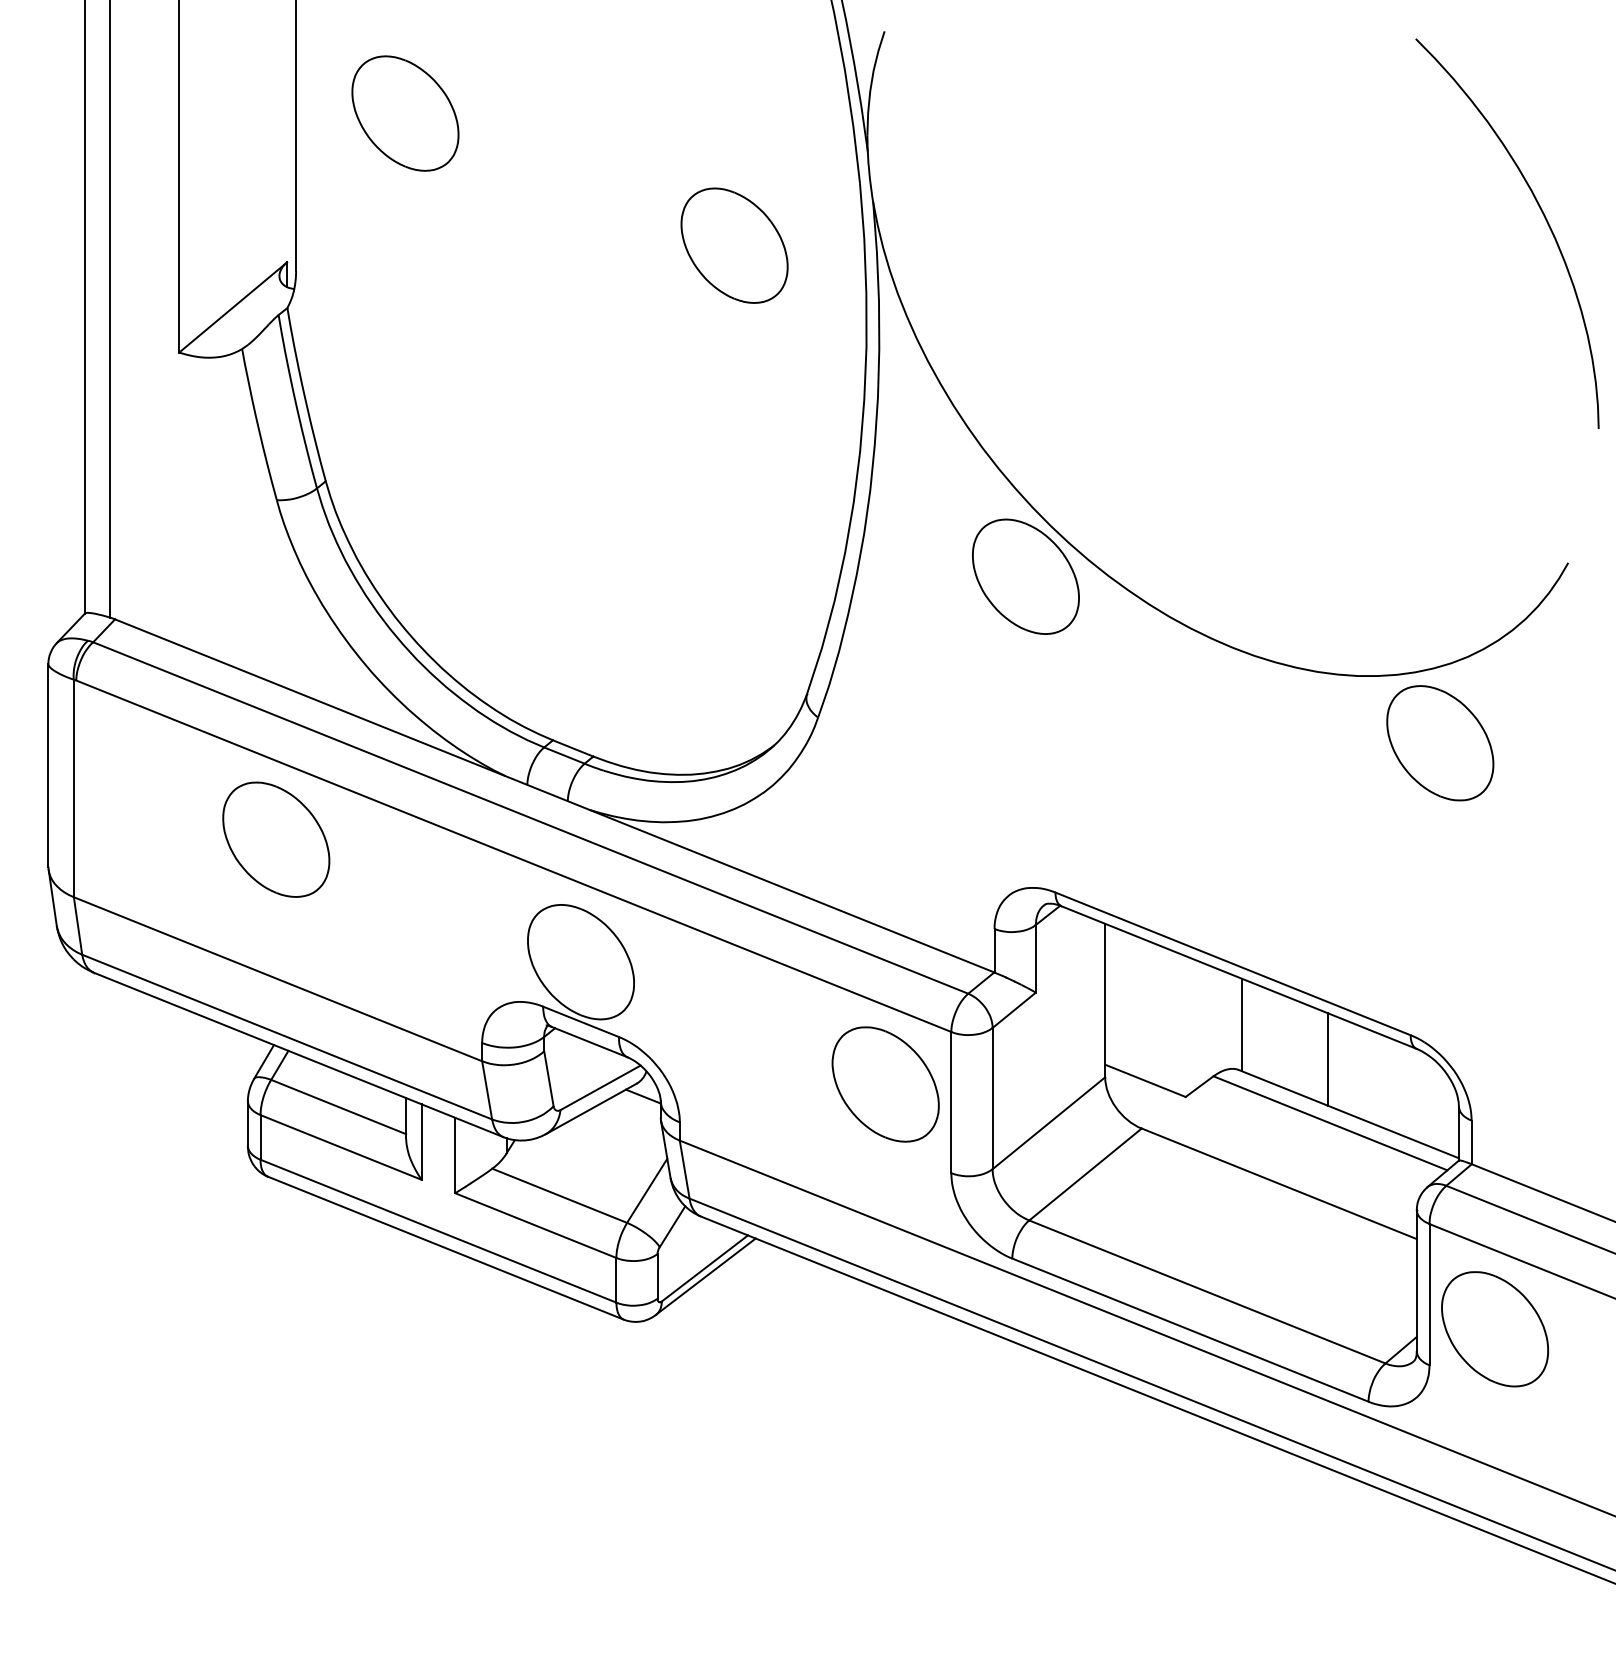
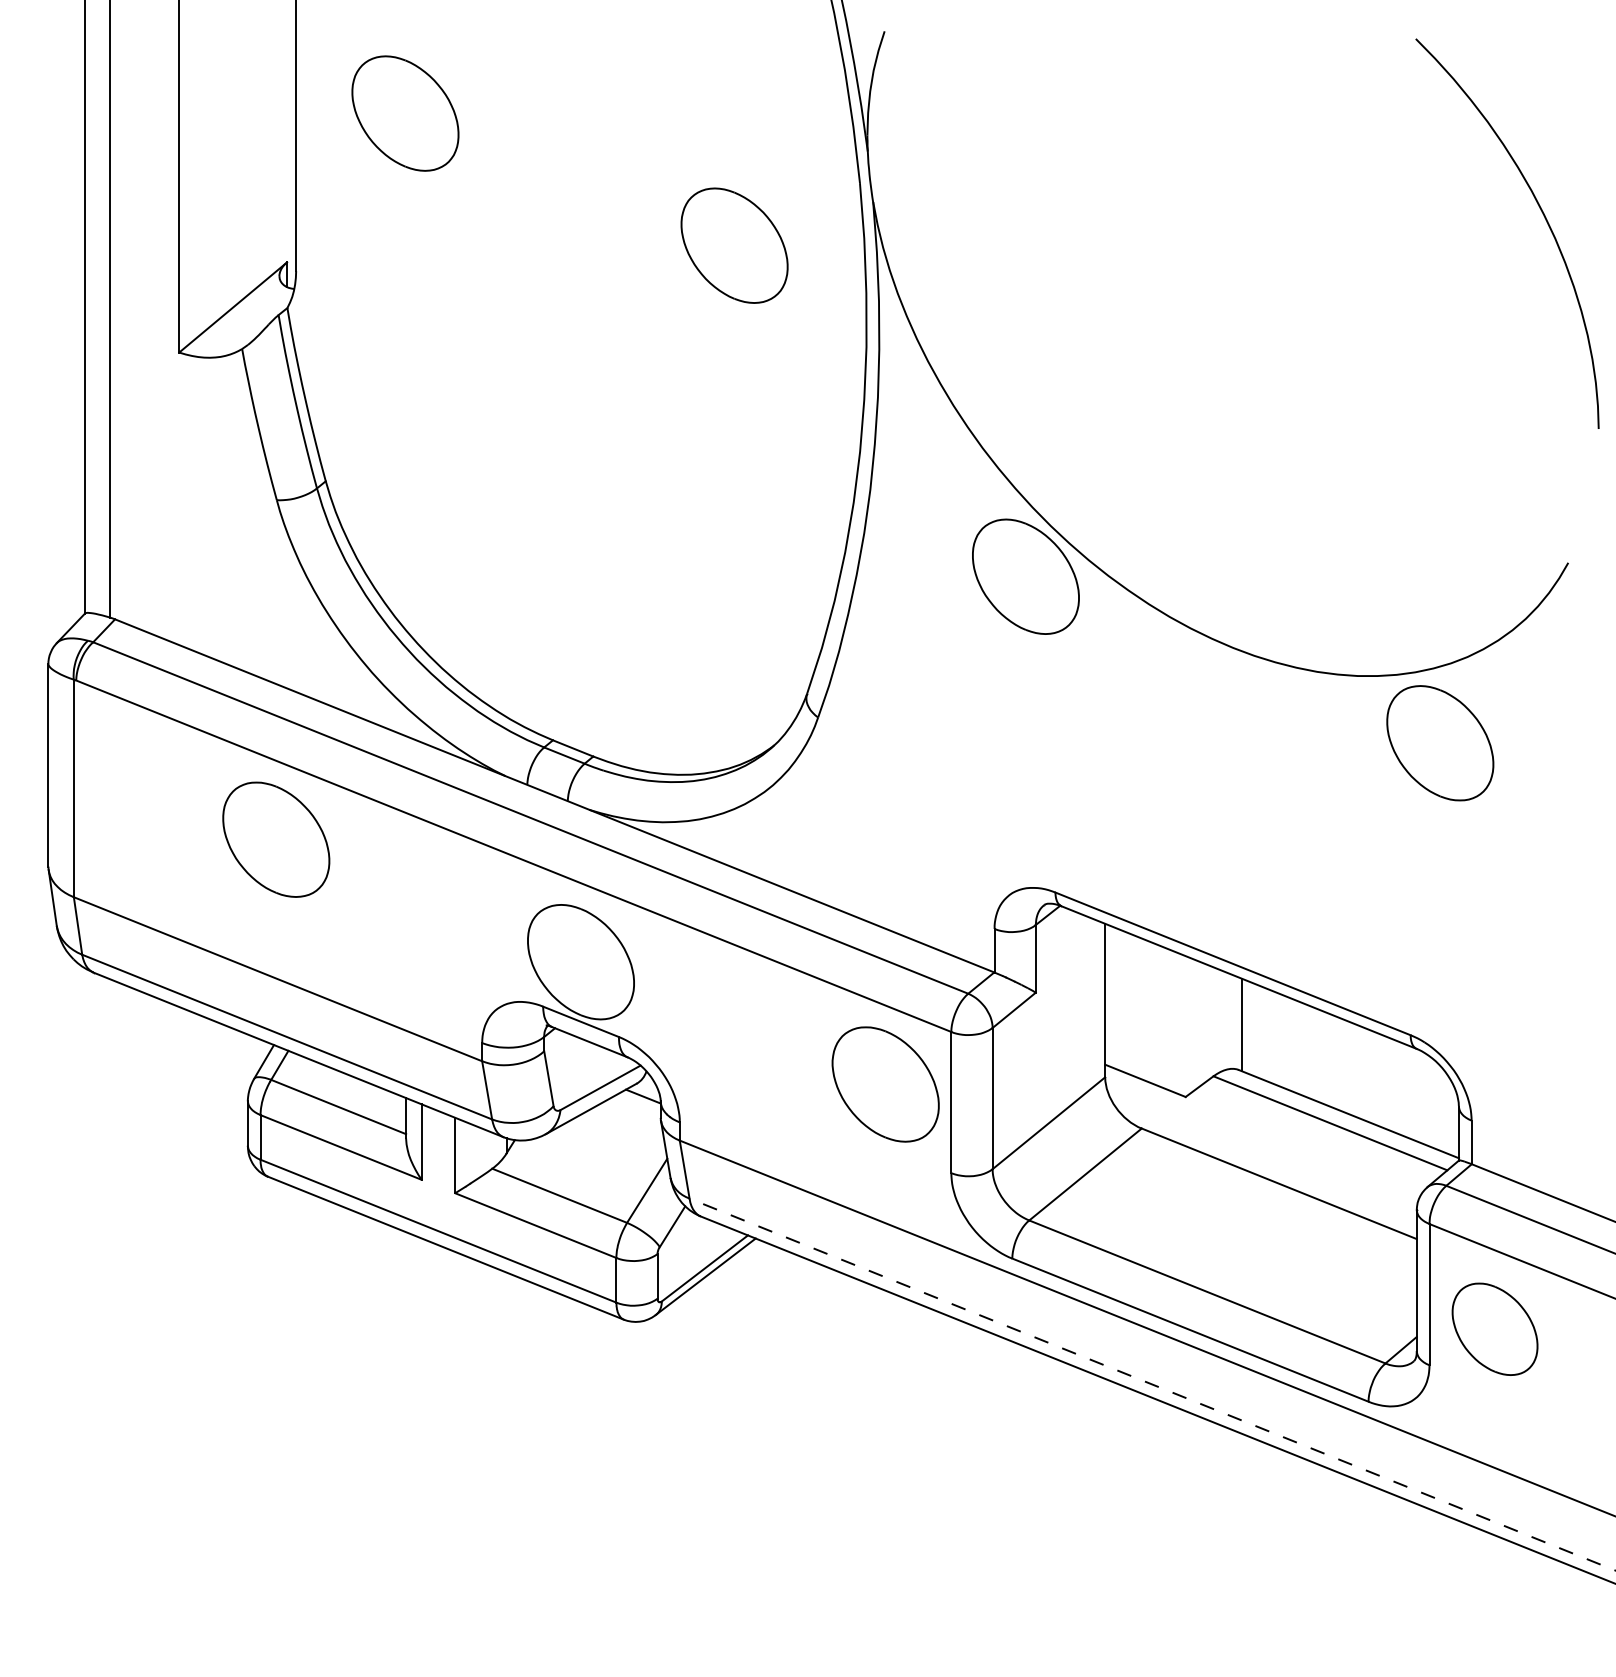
line: present -> none (1328, 1059)
part size: 108x117 px -> 88x94 px (1494, 1328)
line: solid -> dashed (1152, 1384)
